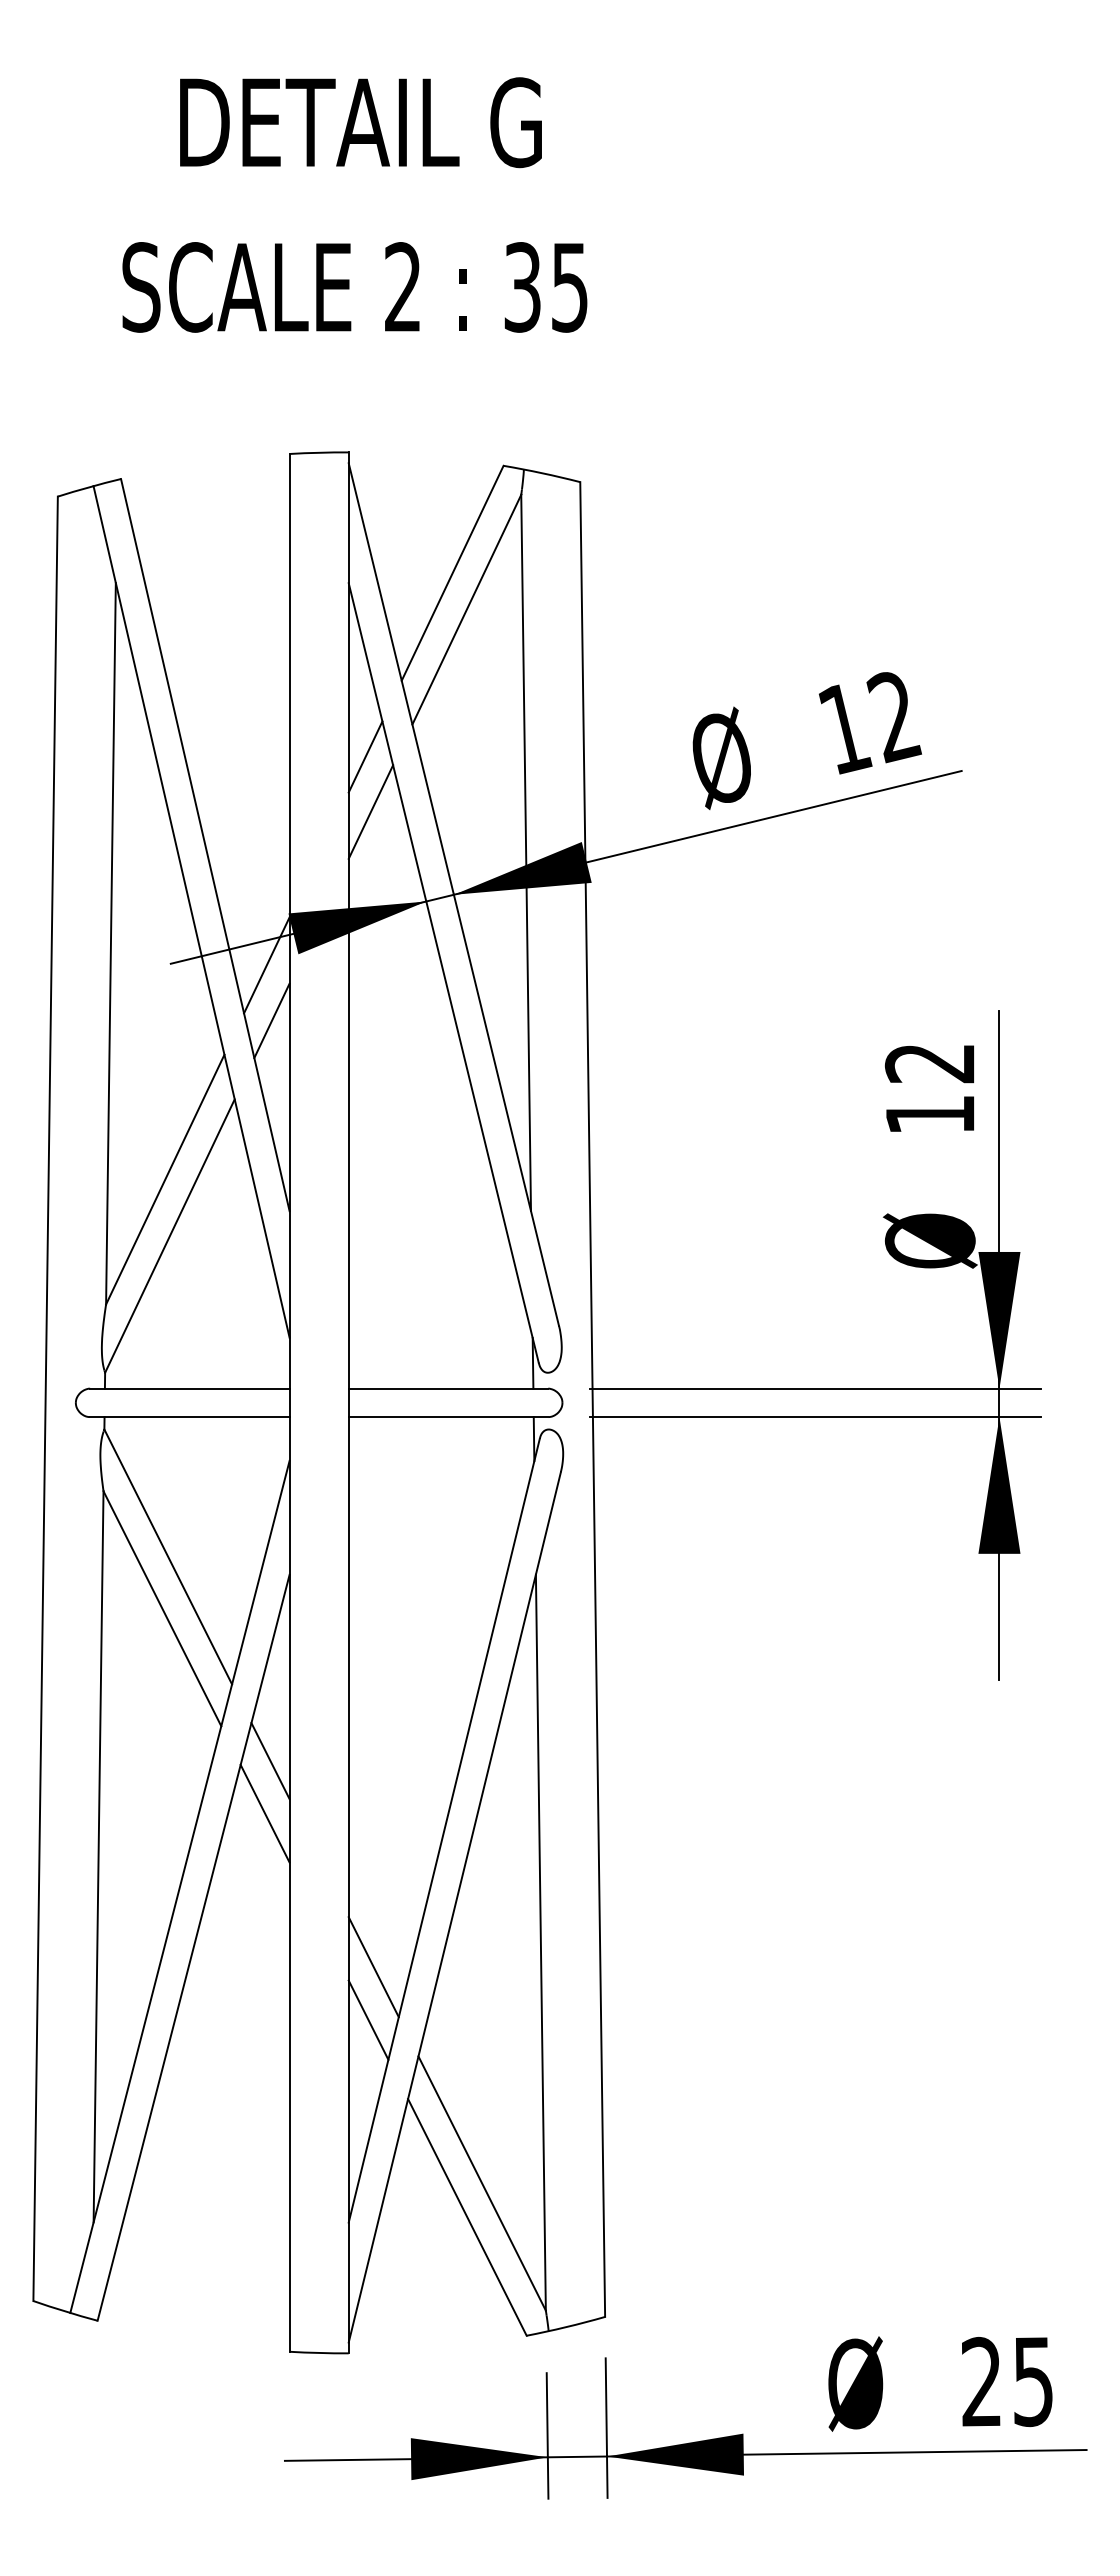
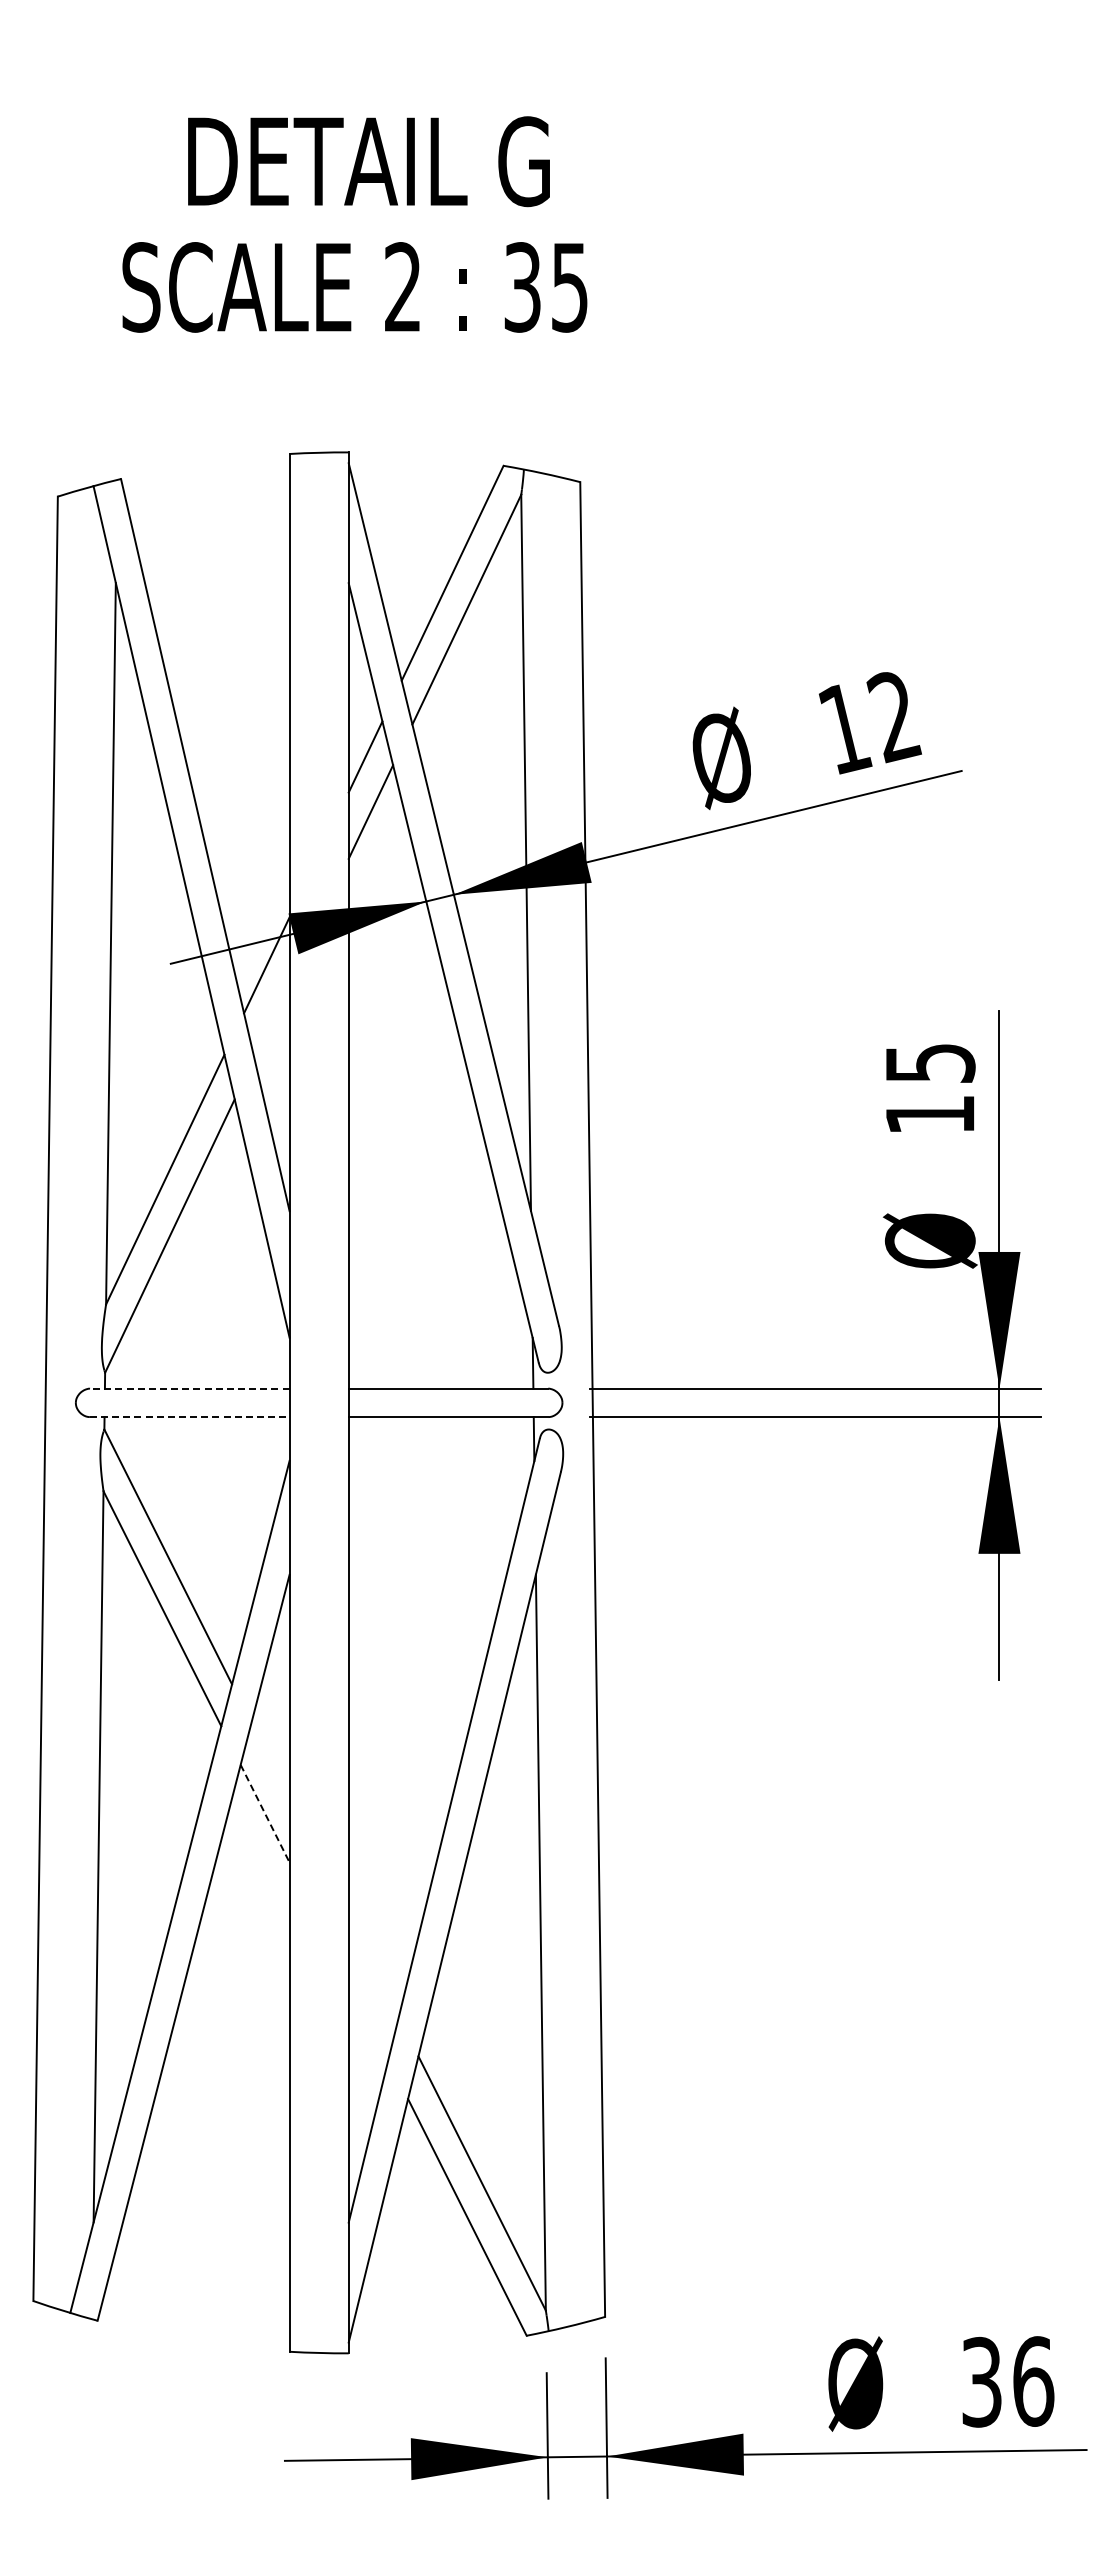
text position: (360, 122) -> (368, 161) (368, 161)
line: present -> none (271, 1020)
text: 12 -> 15 (929, 1063)
line: solid -> dashed (189, 1388)
line: solid -> dashed (189, 1417)
line: present -> none (270, 1761)
line: solid -> dashed (265, 1813)
line: present -> none (373, 1967)
line: present -> none (368, 2019)
text: 25 -> 36 (1008, 2381)
